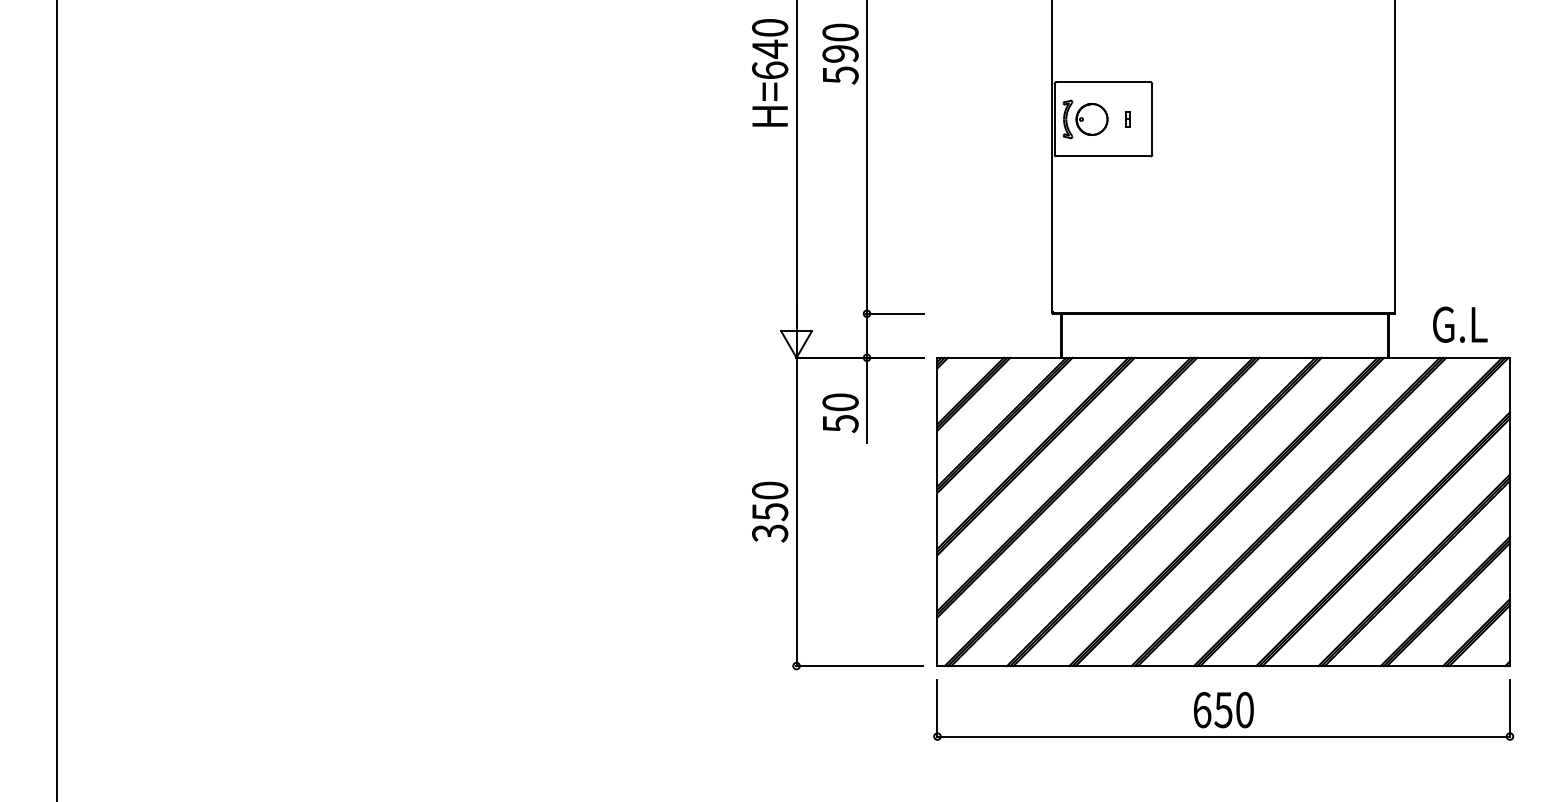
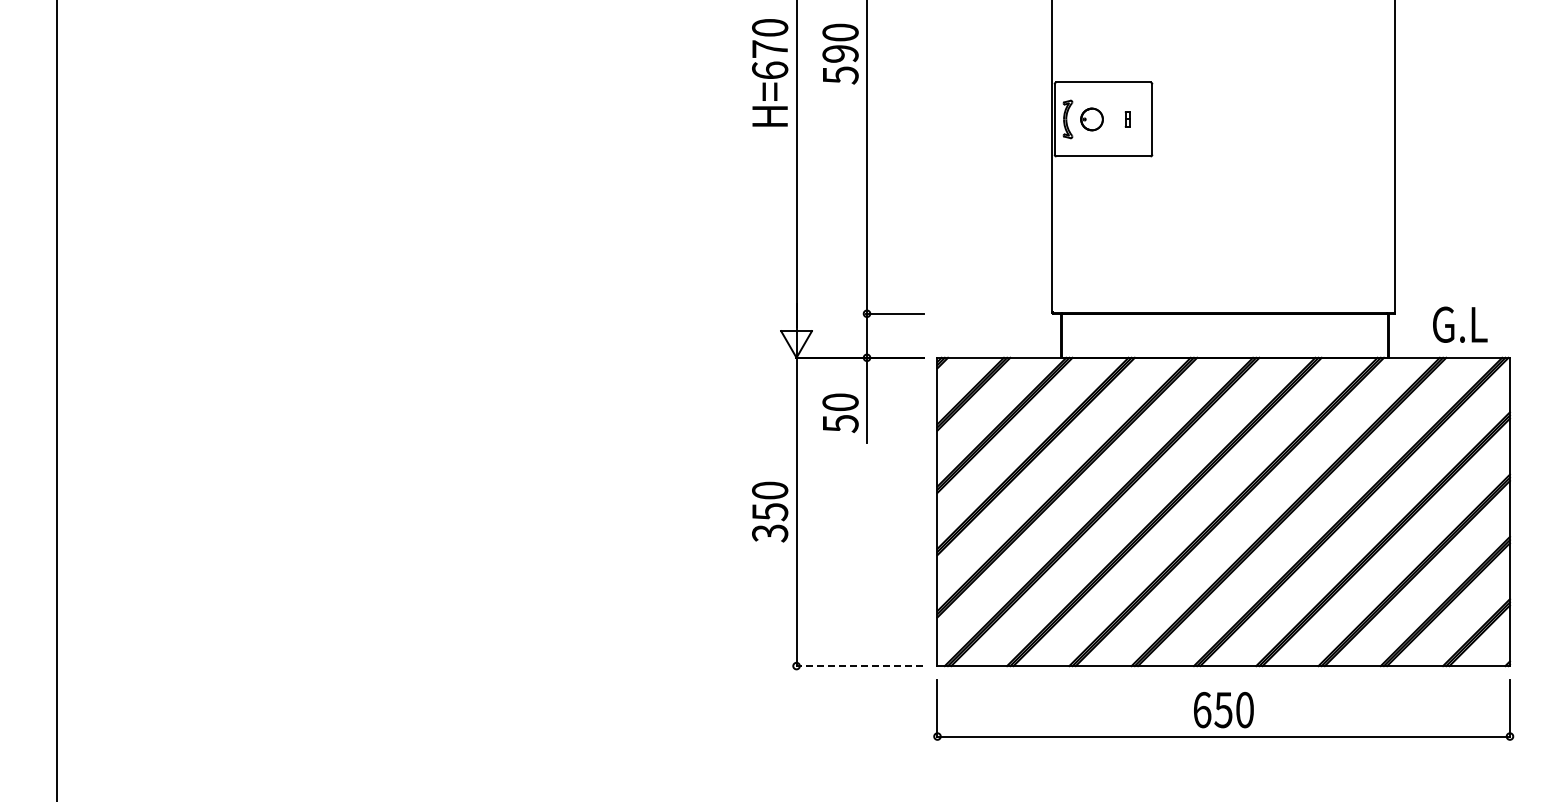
text: H=640 -> H=670 (769, 48)
part size: 34x33 px -> 24x25 px (1091, 119)
line: solid -> dashed (859, 666)
